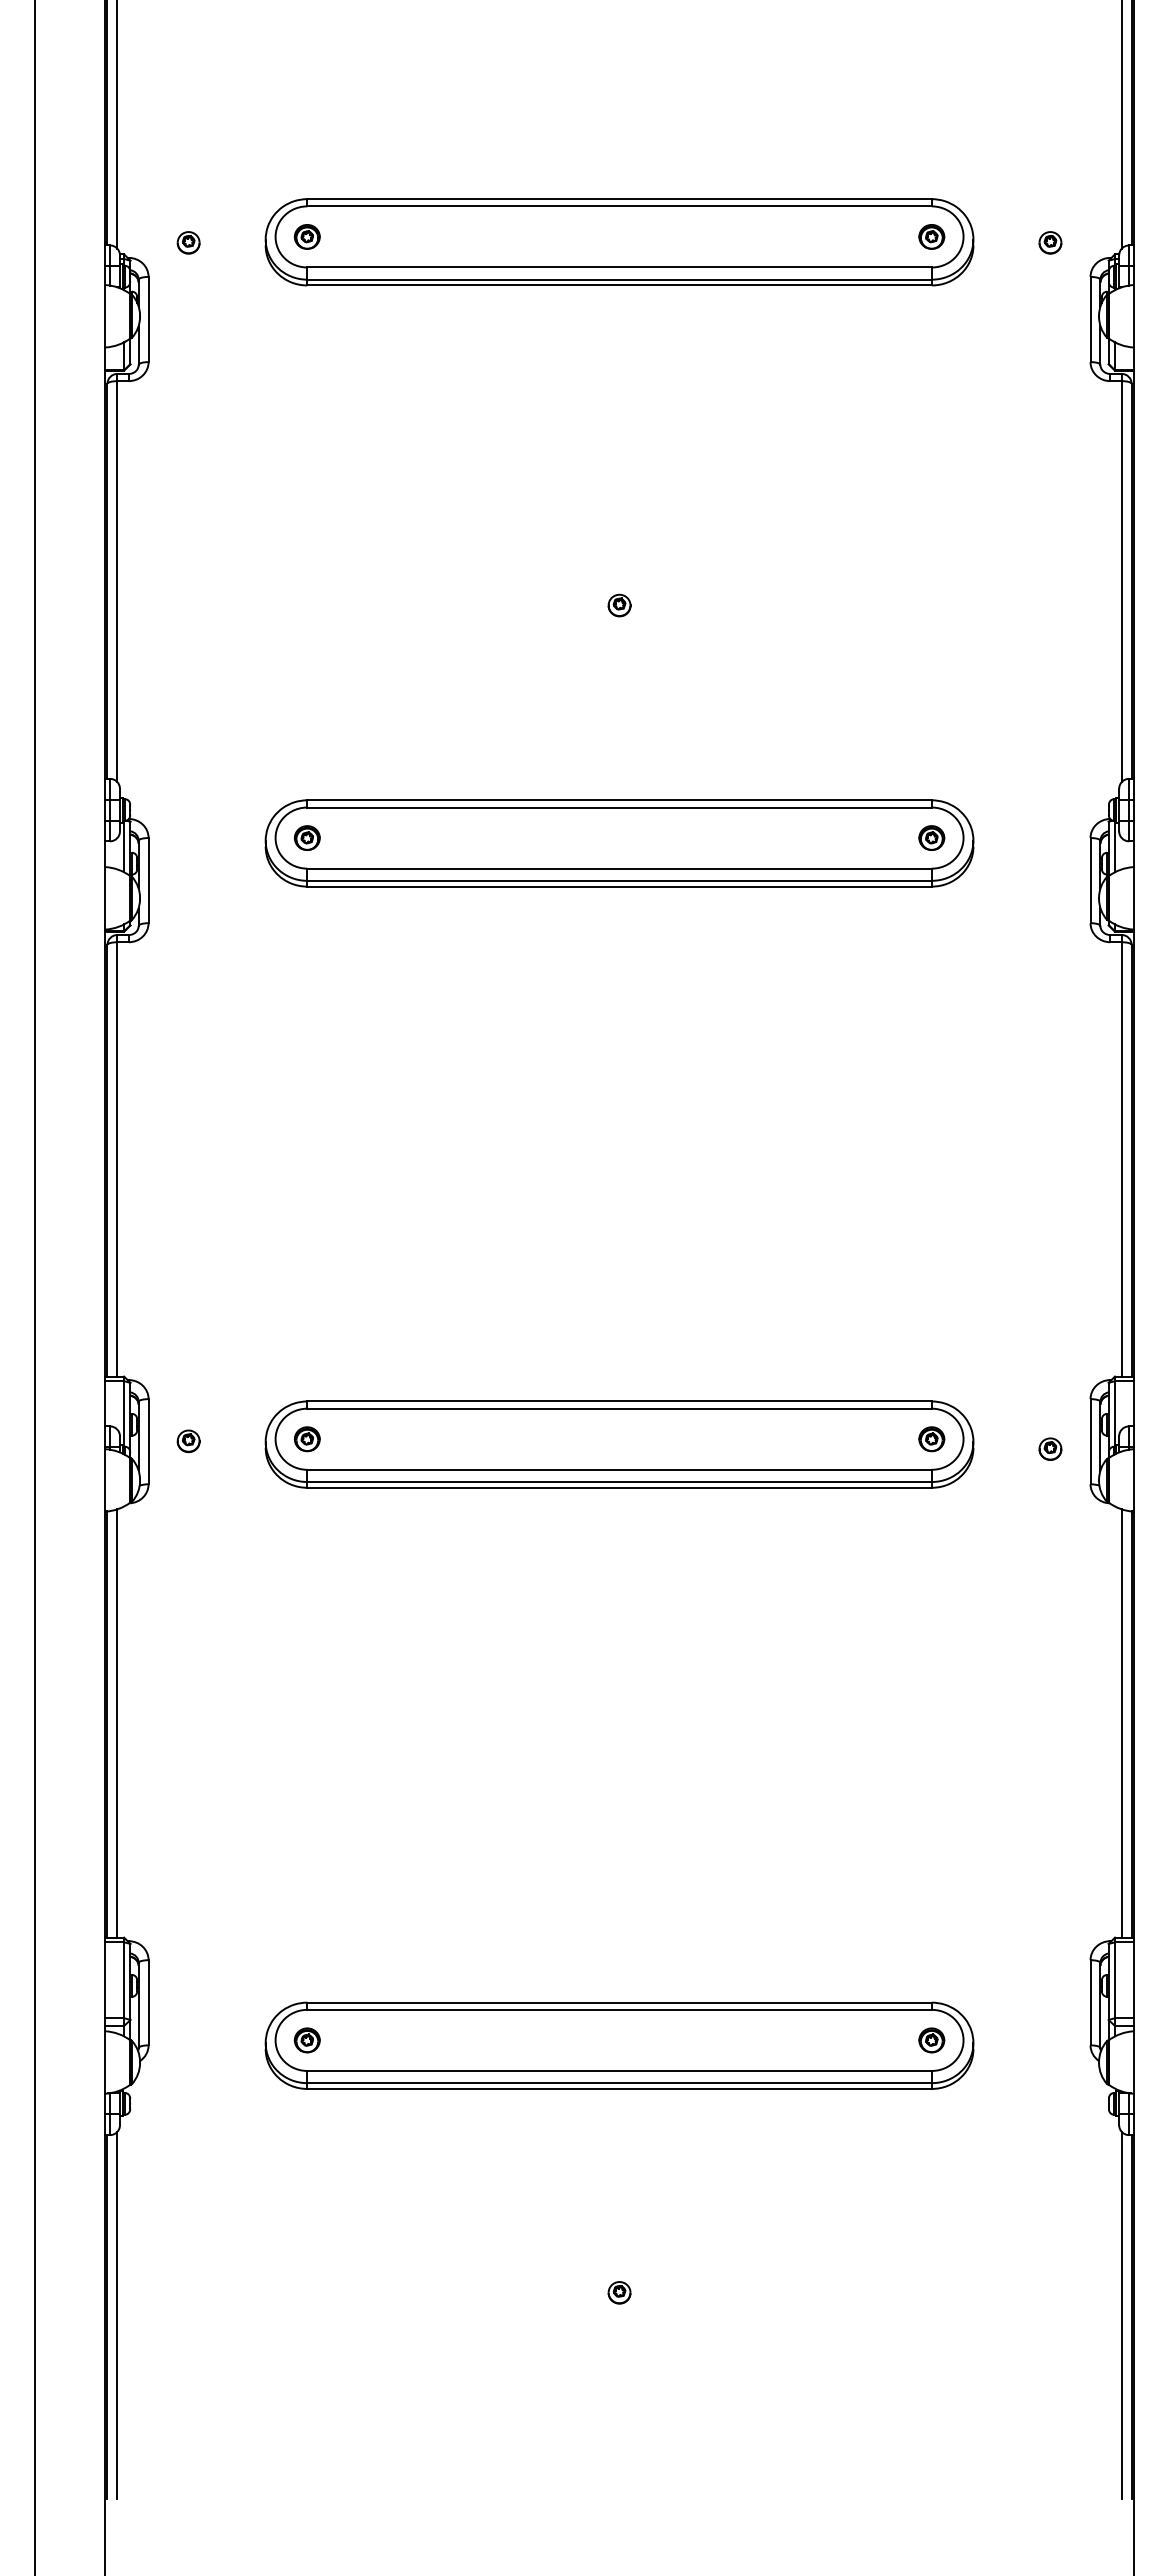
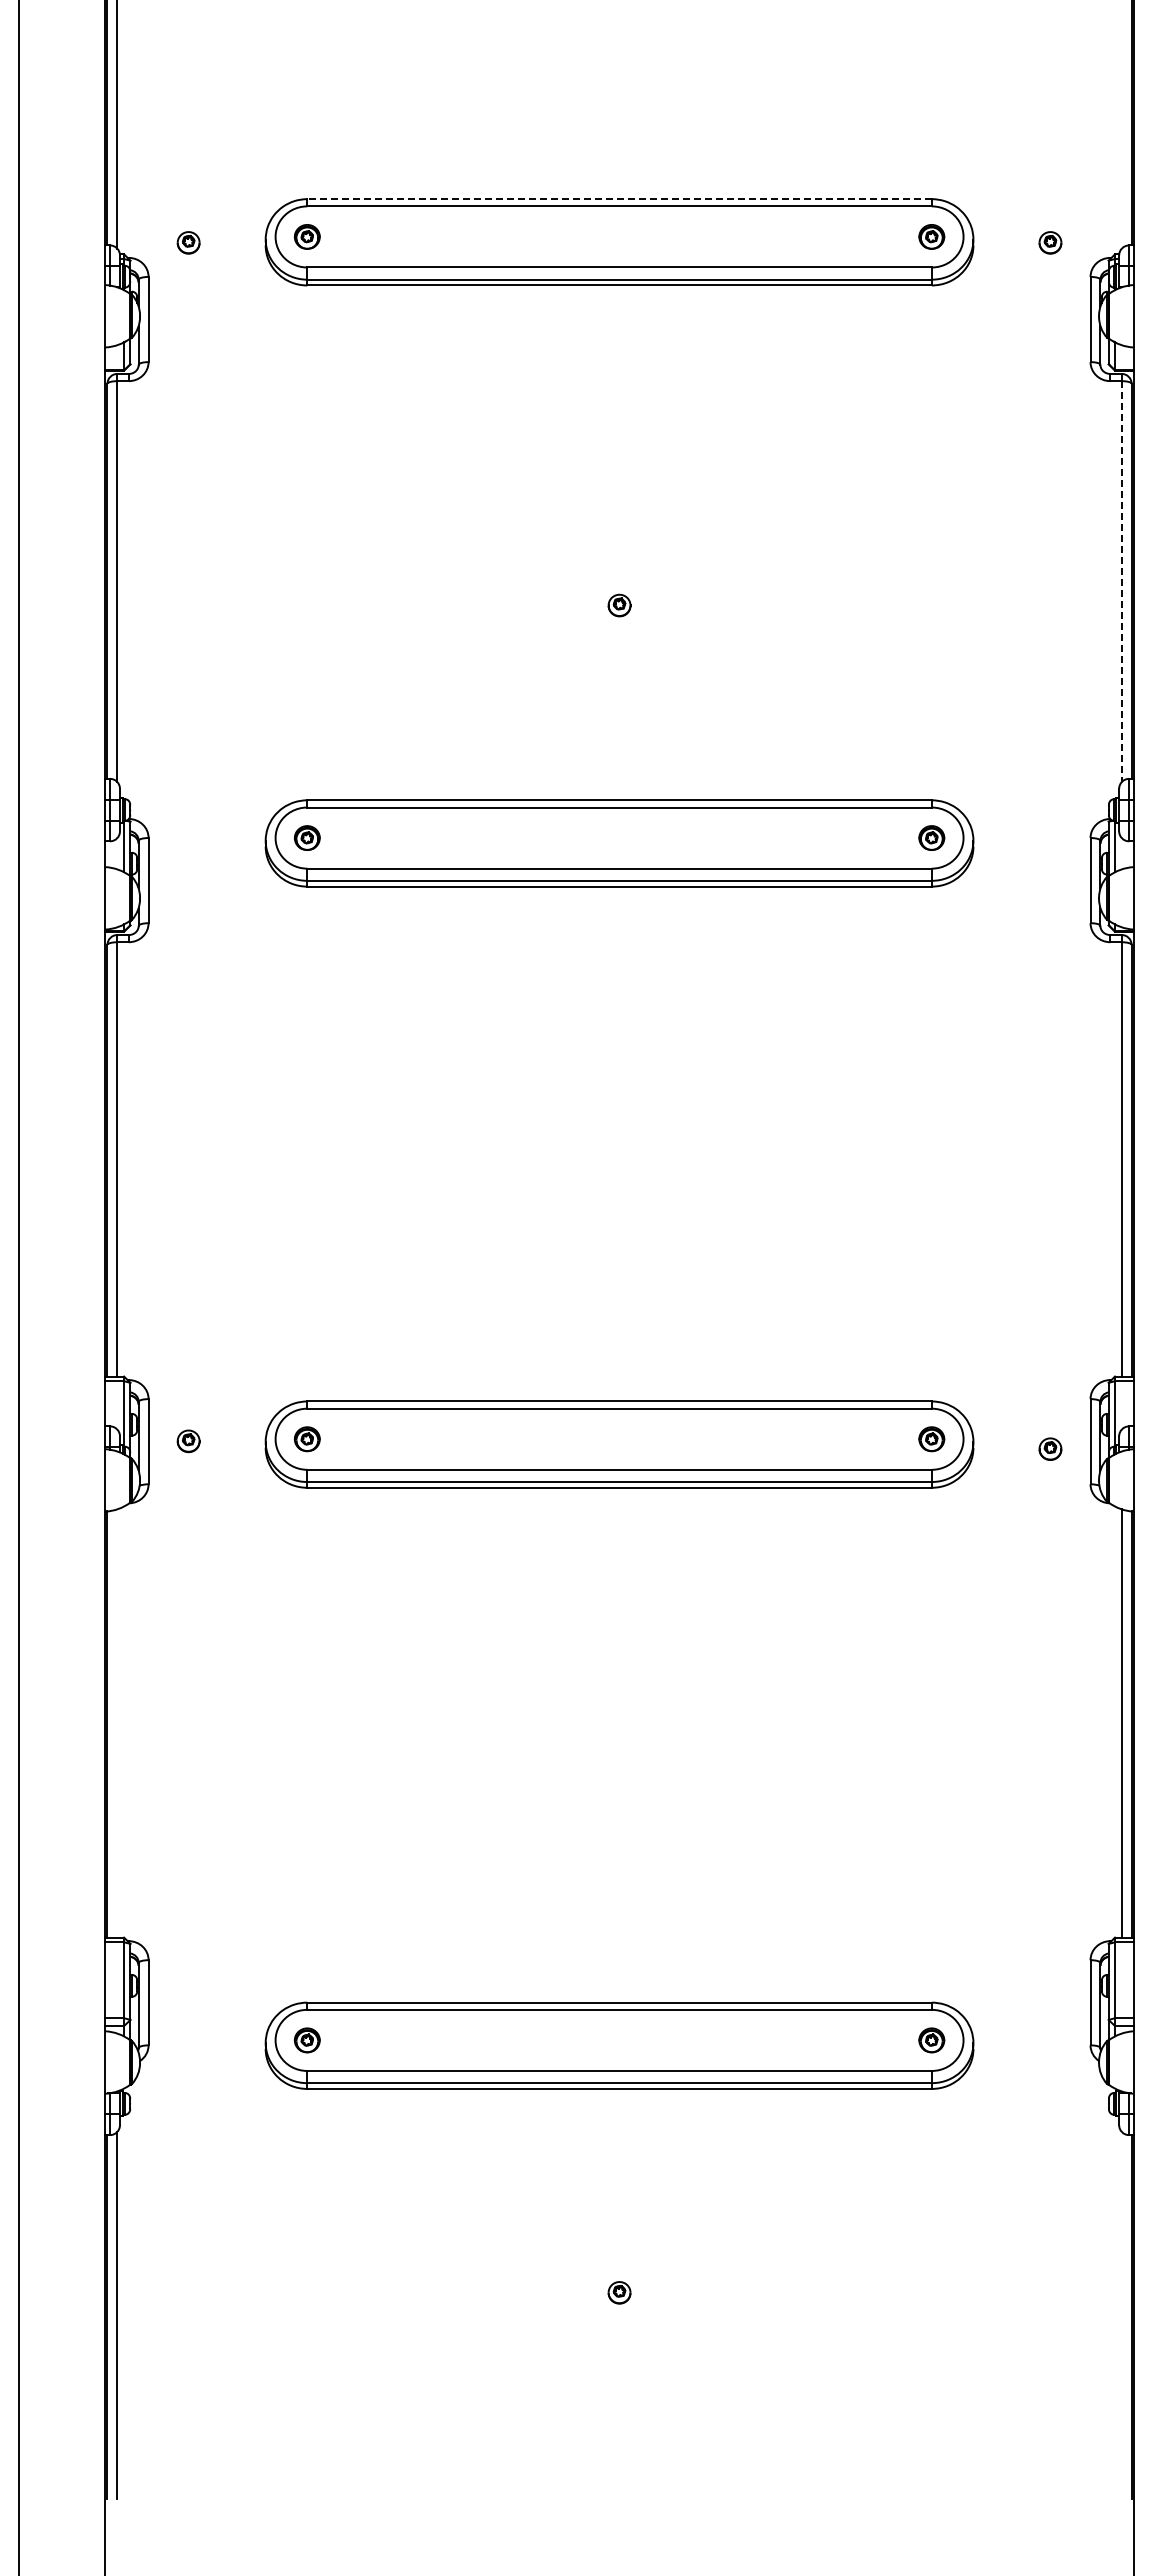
line: present -> none (1121, 125)
line: solid -> dashed (619, 199)
line: solid -> dashed (1121, 582)
line position: (35, 1287) -> (19, 1287) (19, 1287)
line: present -> none (117, 1723)
line: present -> none (1121, 2314)
